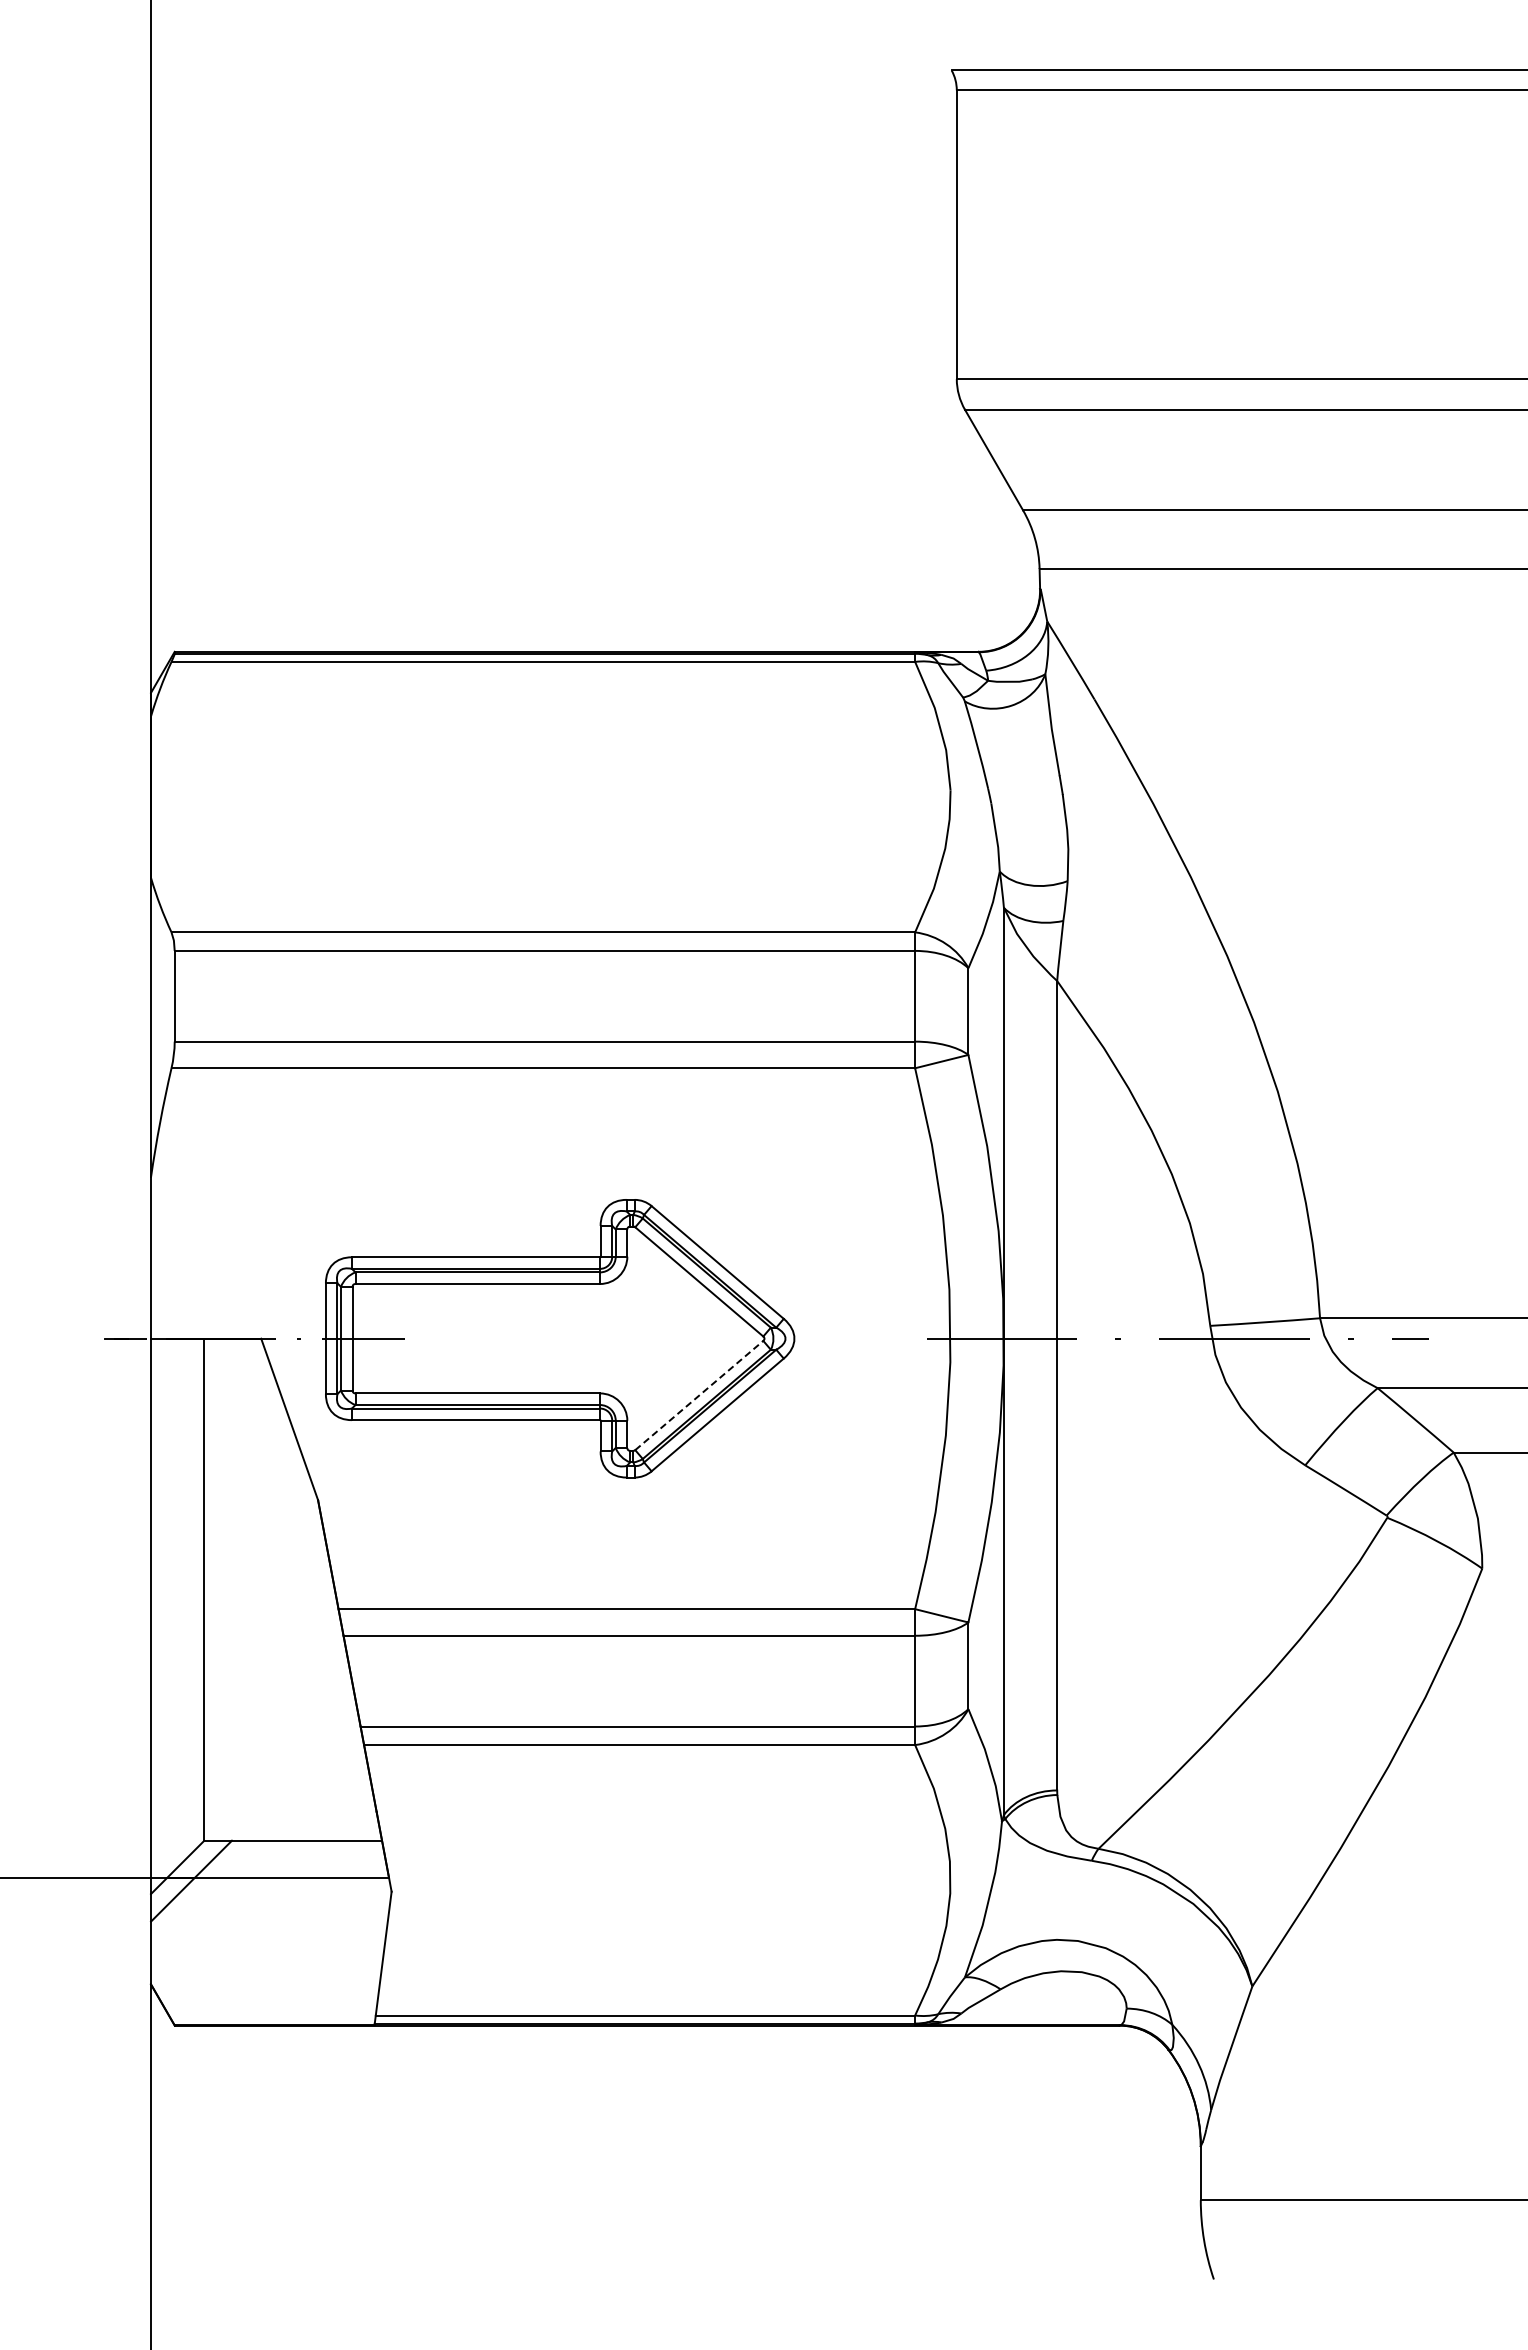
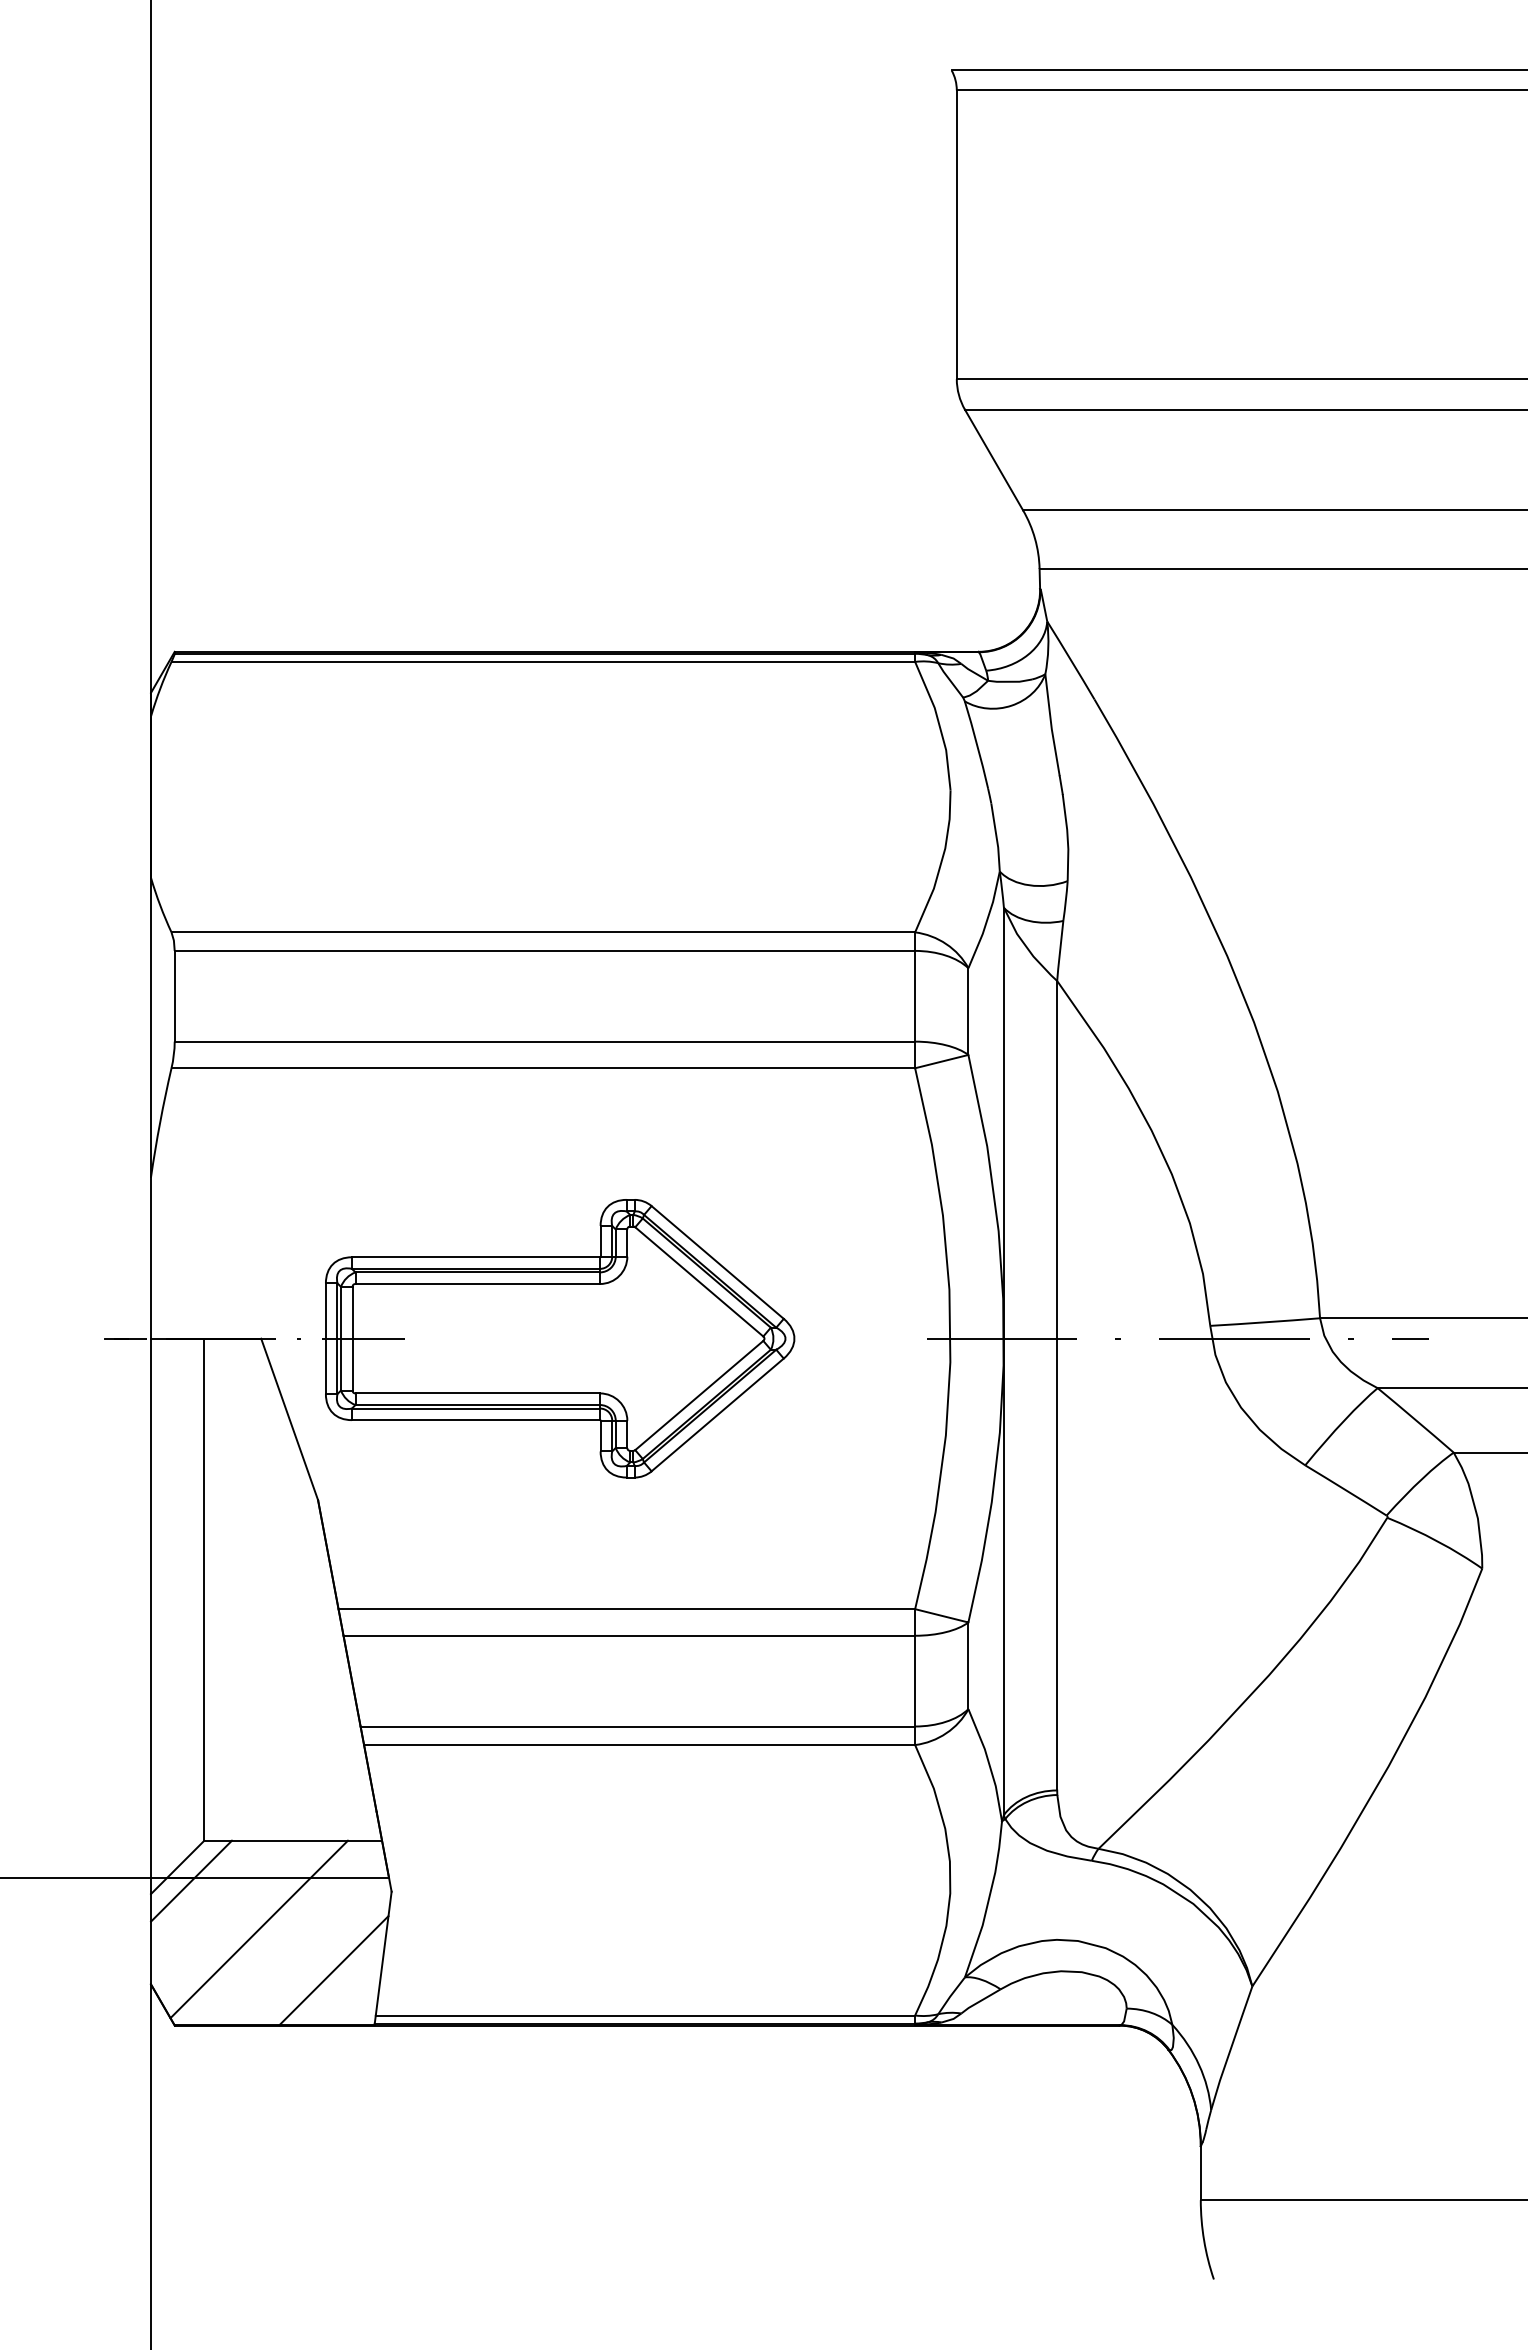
line: dashed -> solid (699, 1395)
line: none -> present (258, 1929)
line: none -> present (333, 1970)
